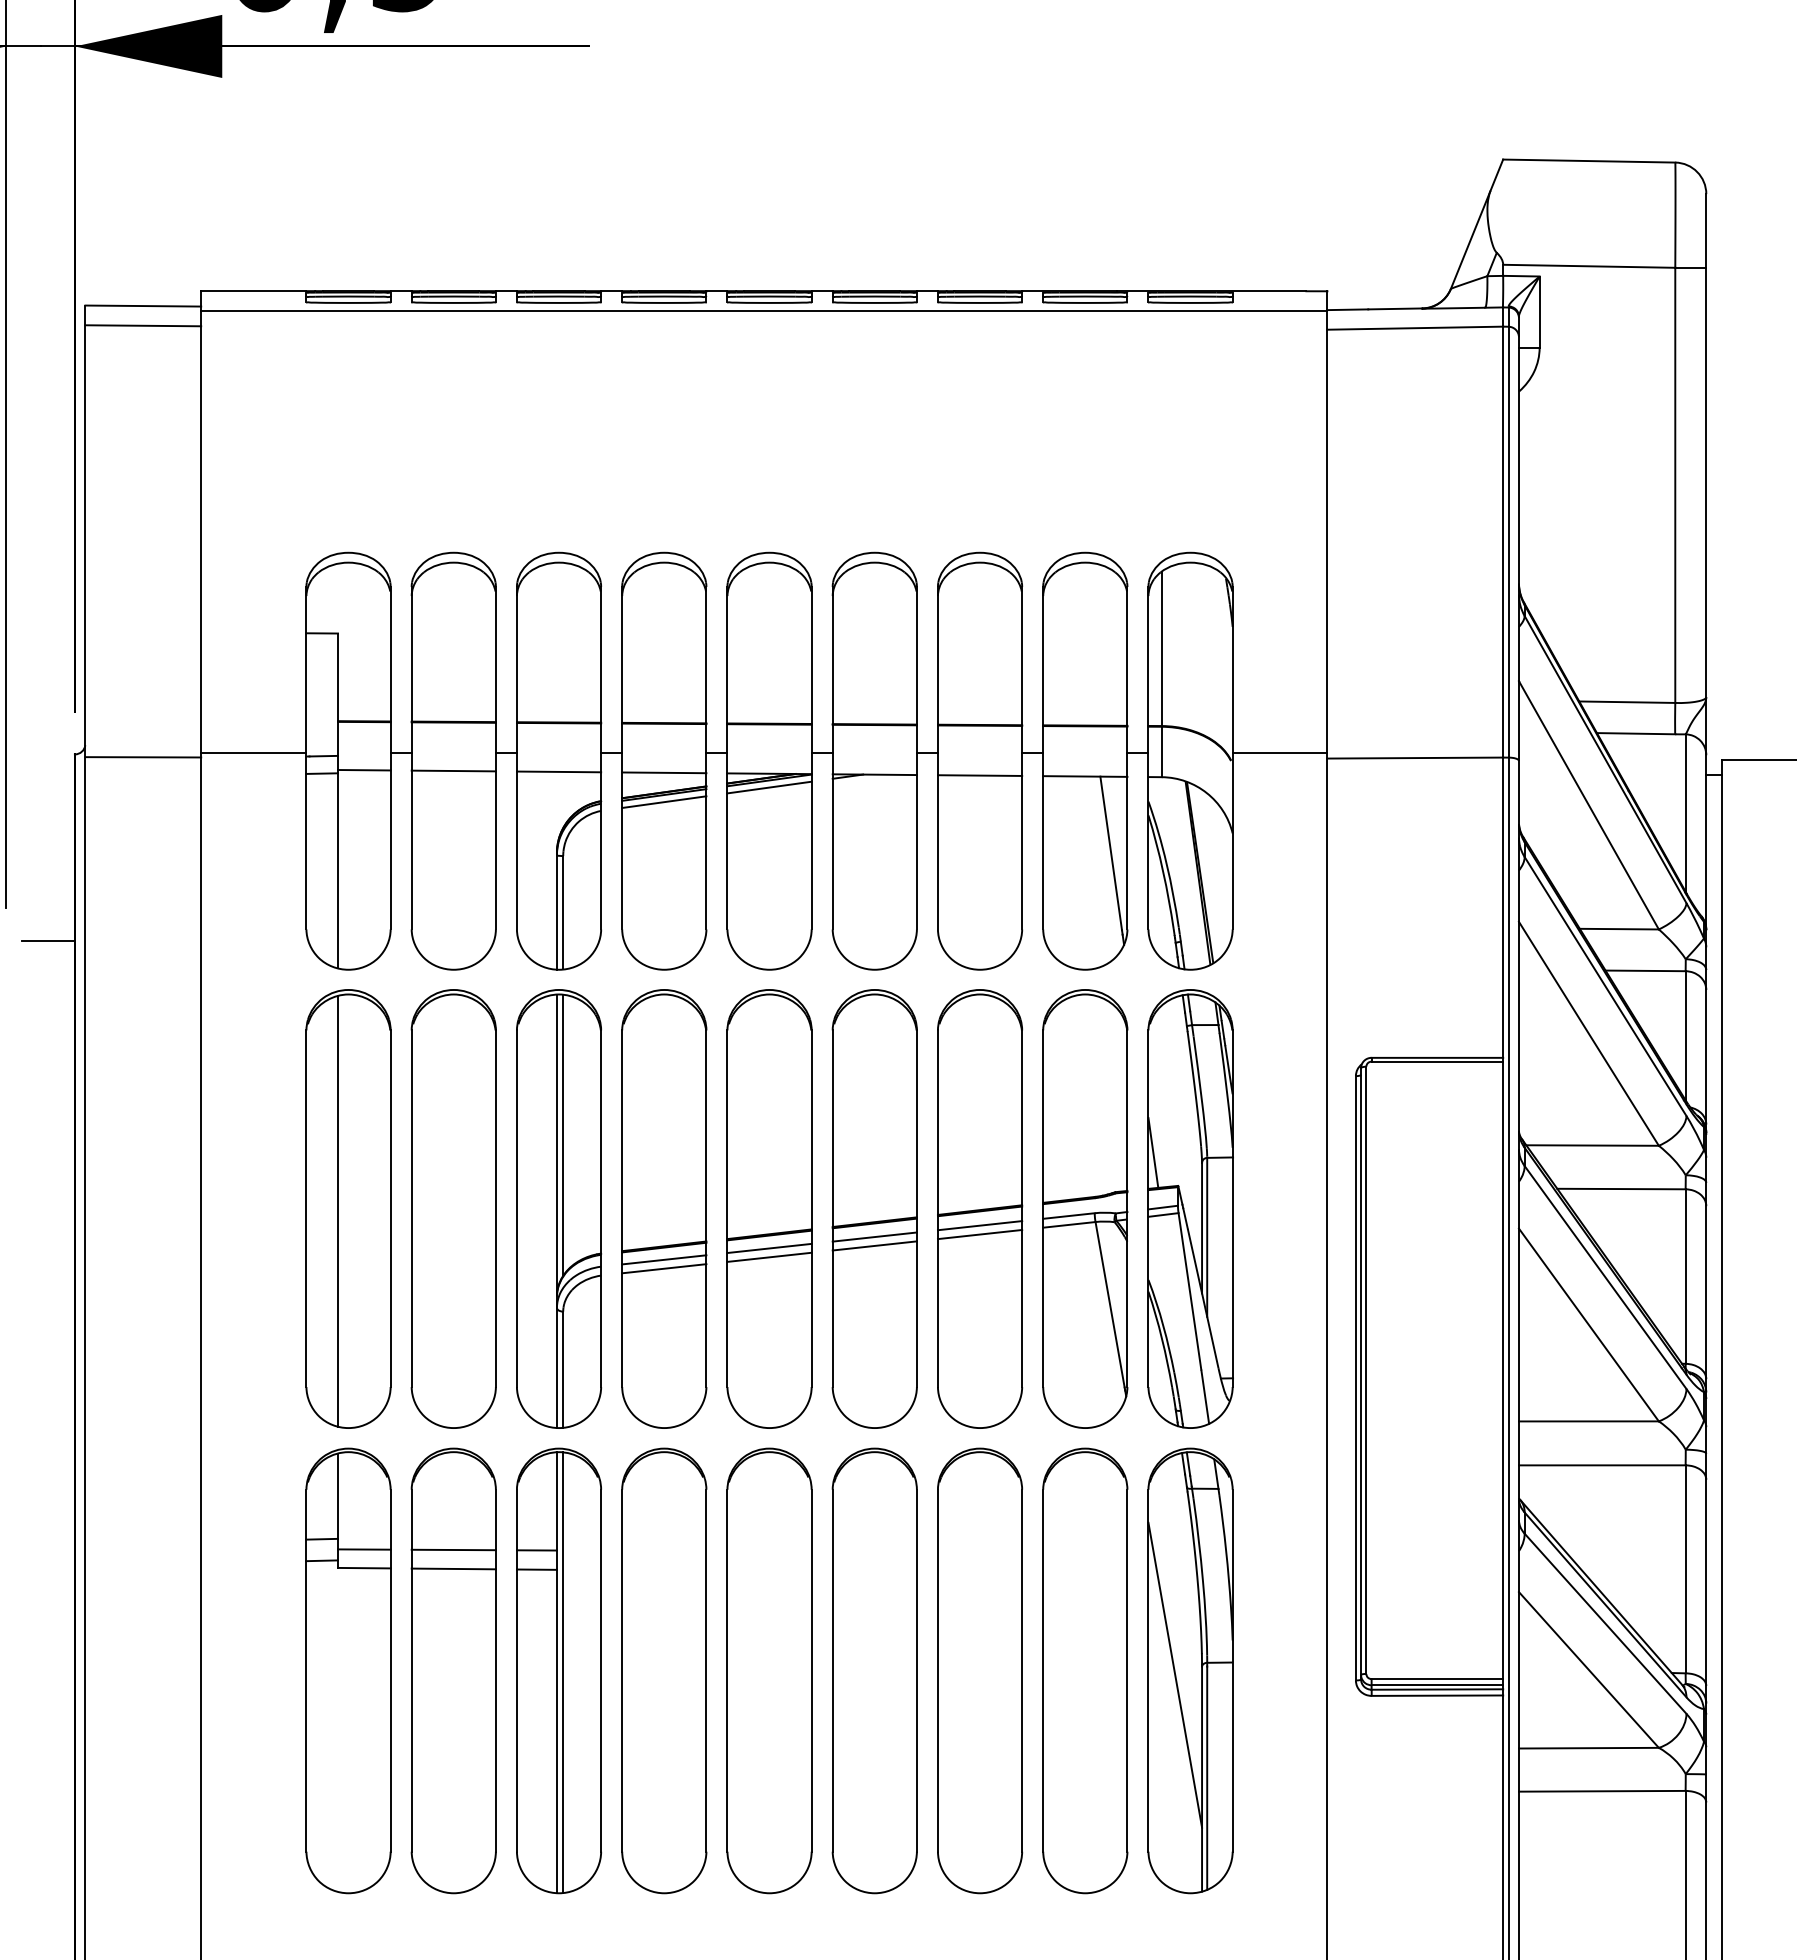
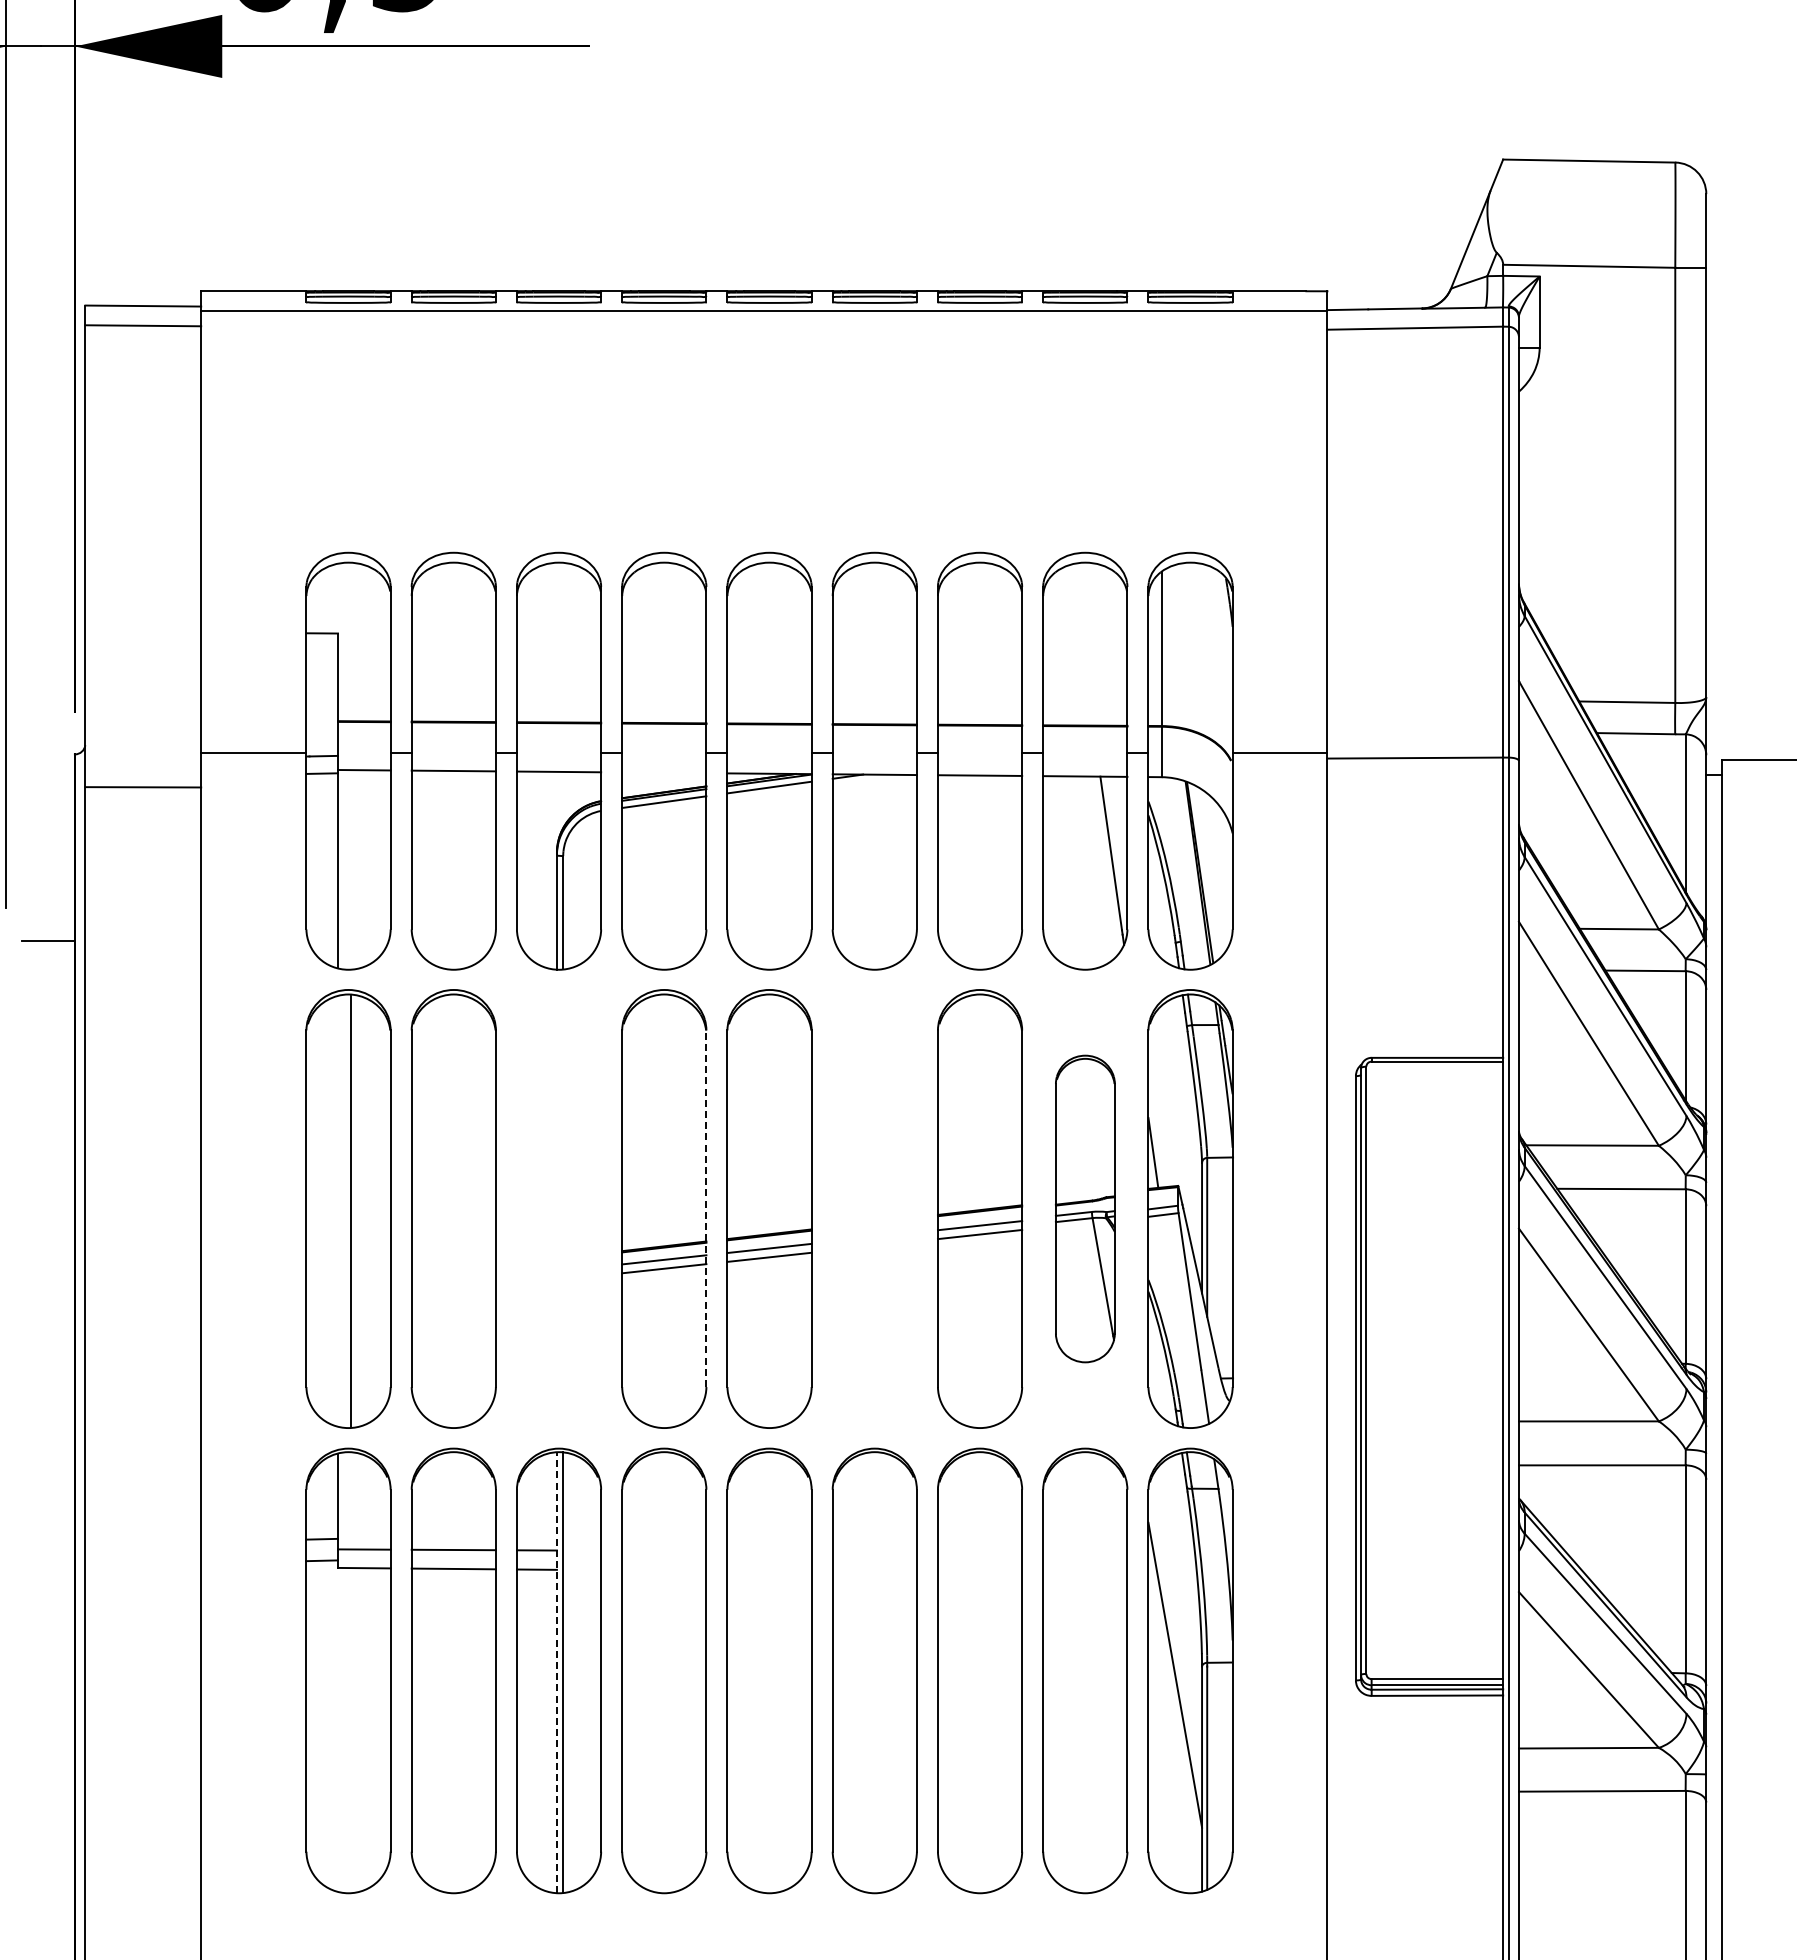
line position: (143, 757) -> (143, 787) (143, 787)
line: present -> none (664, 772)
part: present -> none (558, 1208)
line: solid -> dashed (706, 1208)
part: present -> none (874, 1208)
part size: 87x440 px -> 61x310 px (1085, 1208)
line position: (338, 1210) -> (351, 1210) (351, 1210)
line: solid -> dashed (556, 1672)
